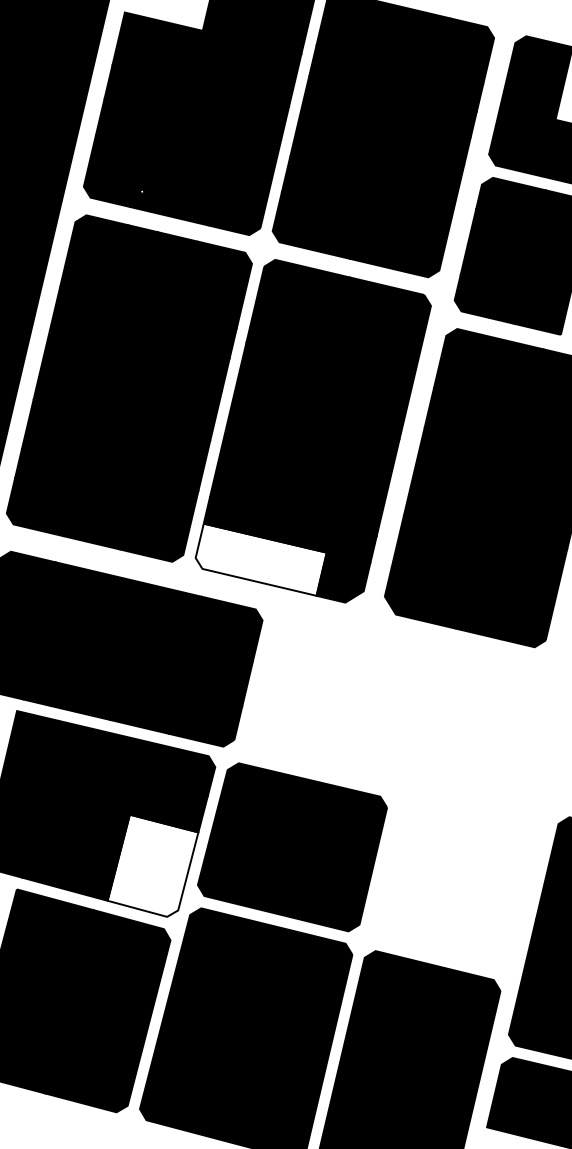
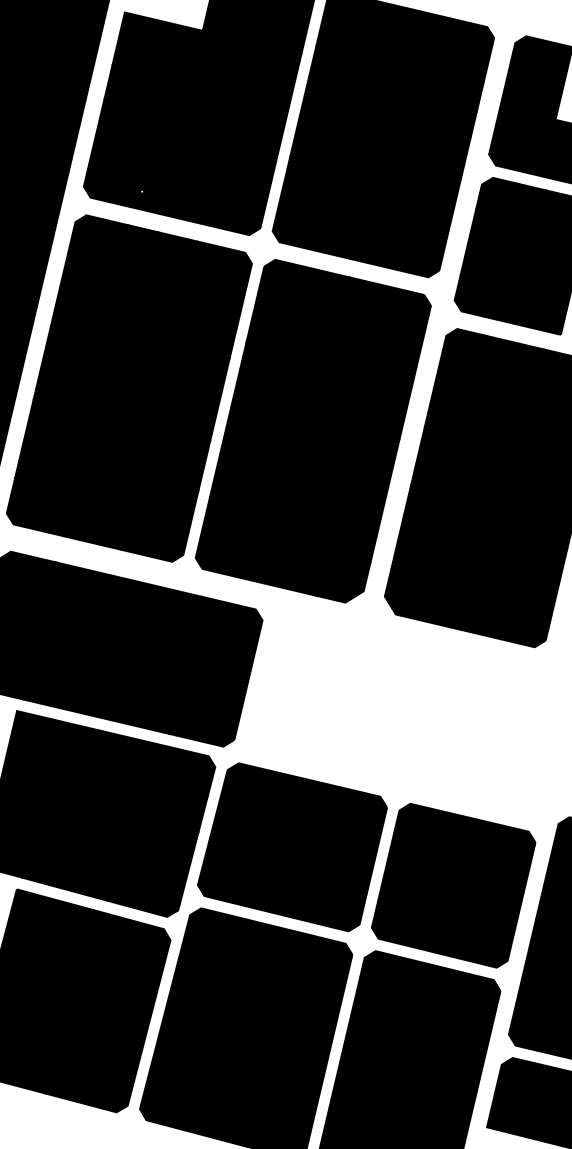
fill: none -> present (260, 559)
fill: none -> present (152, 865)
part: none -> present (453, 885)
